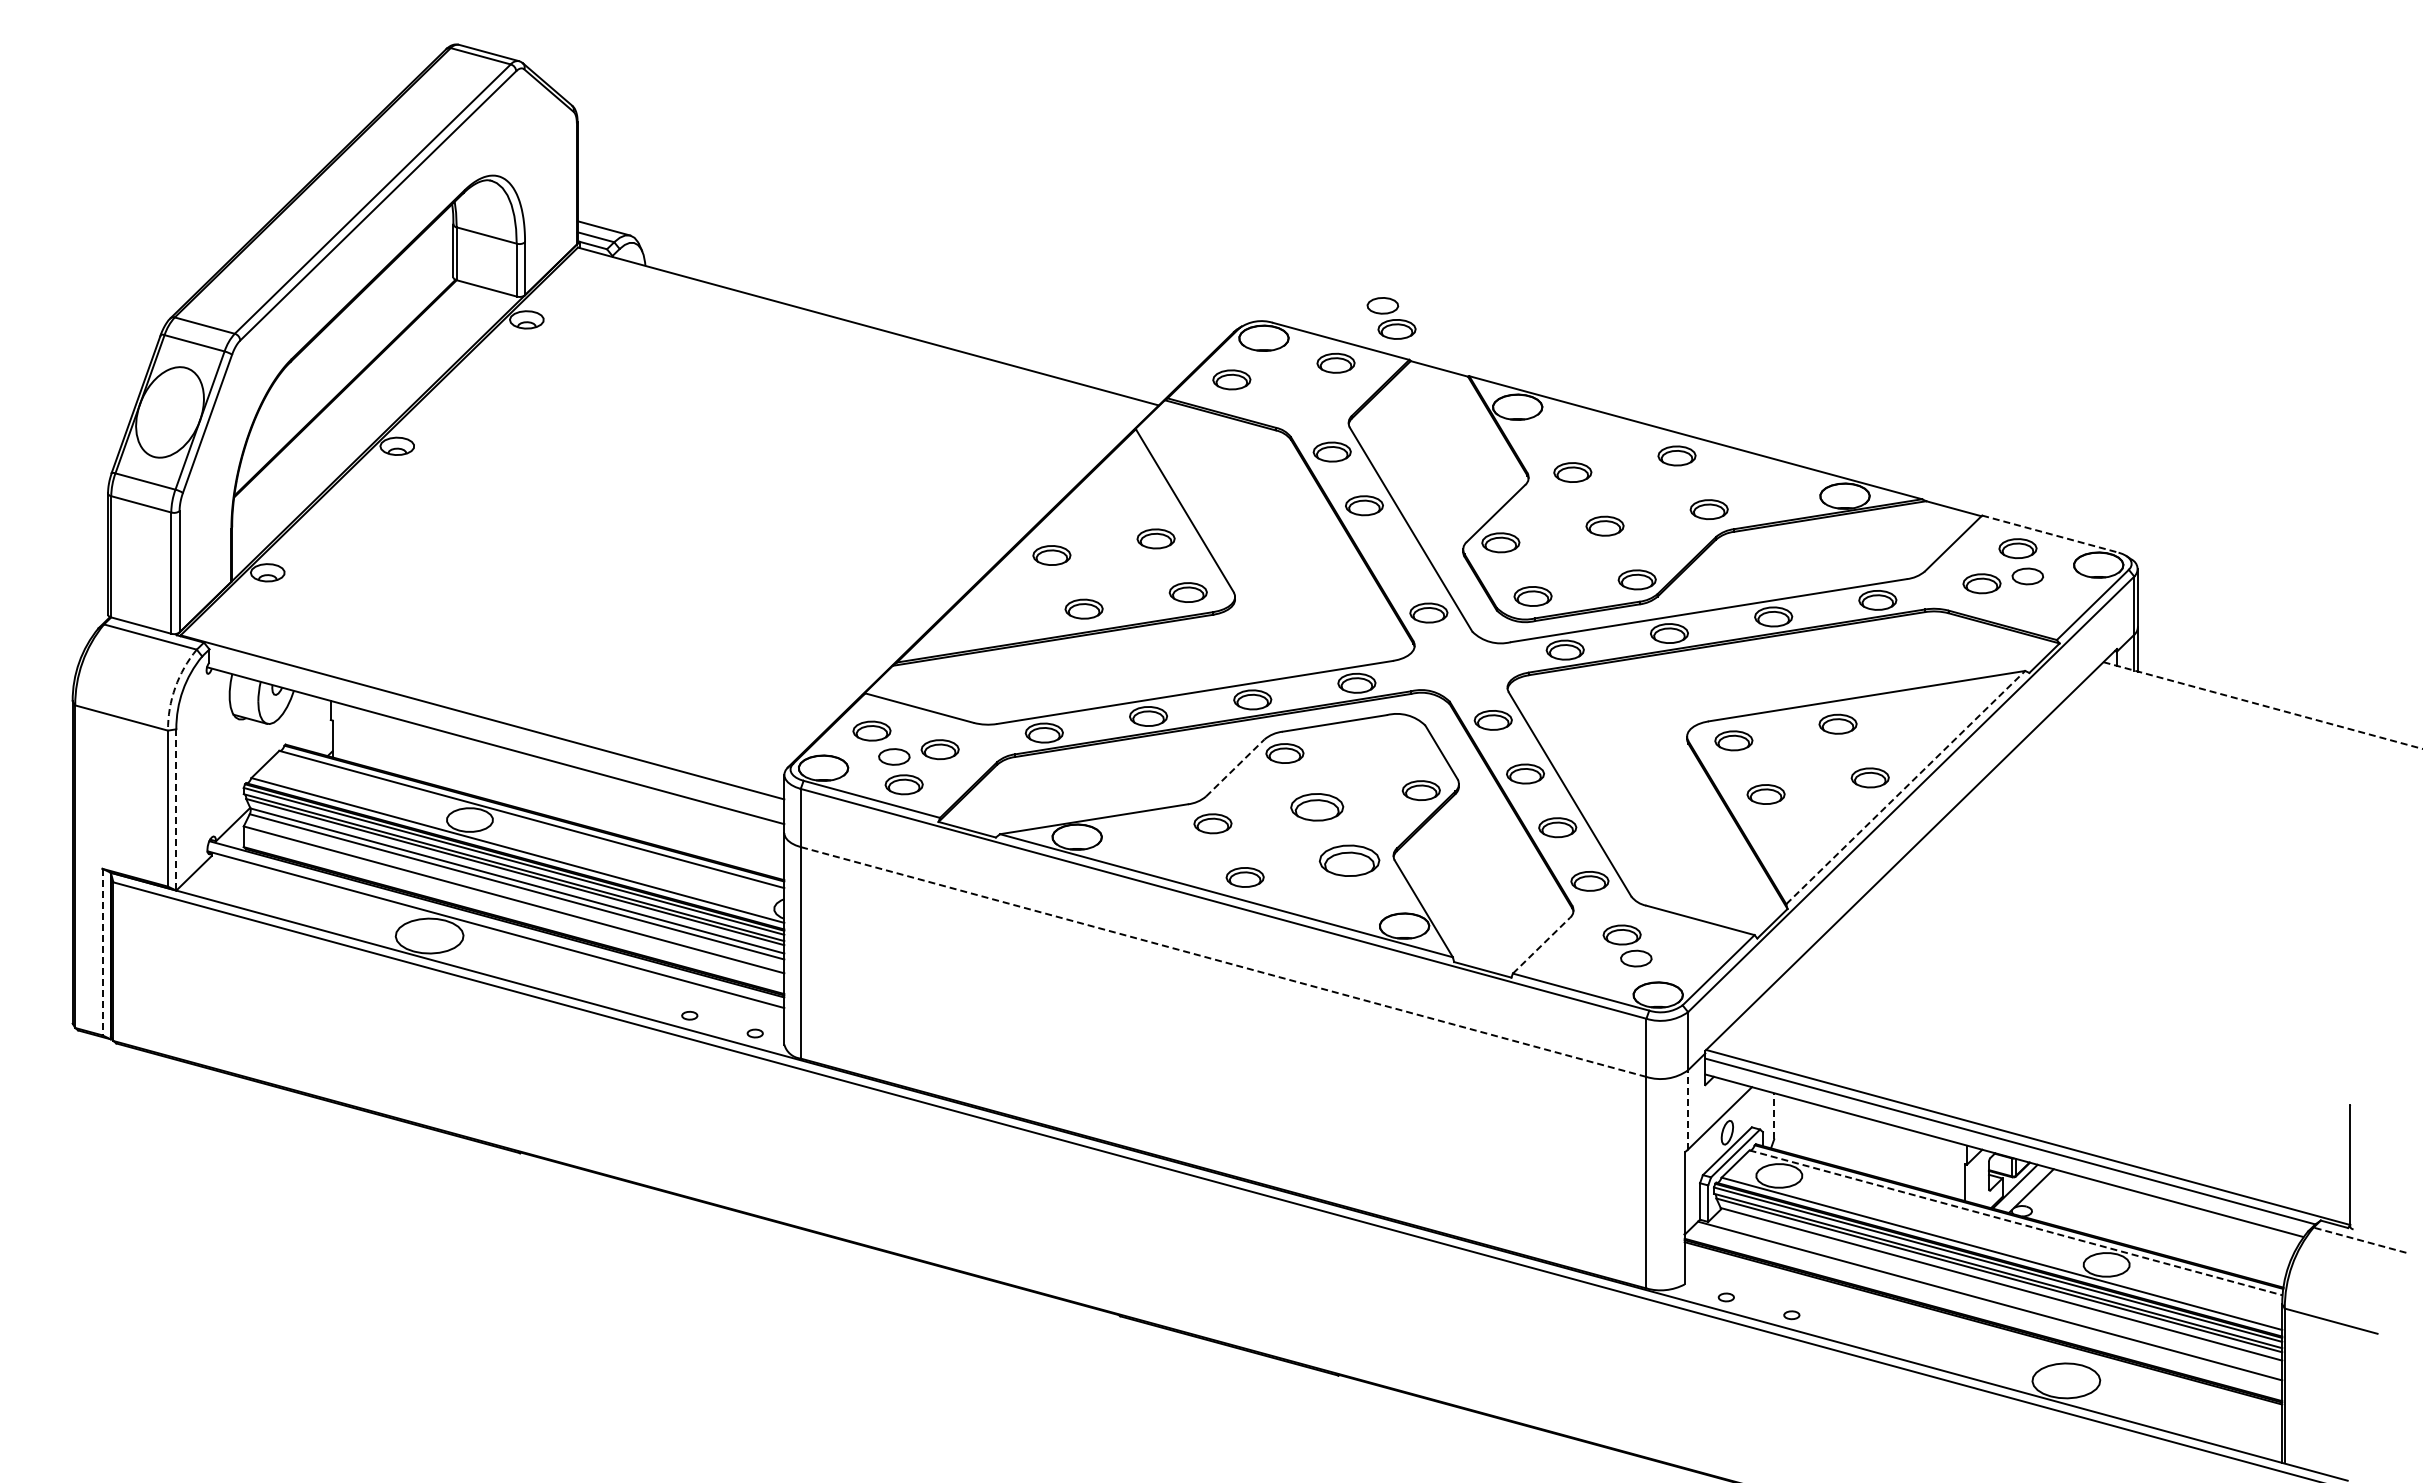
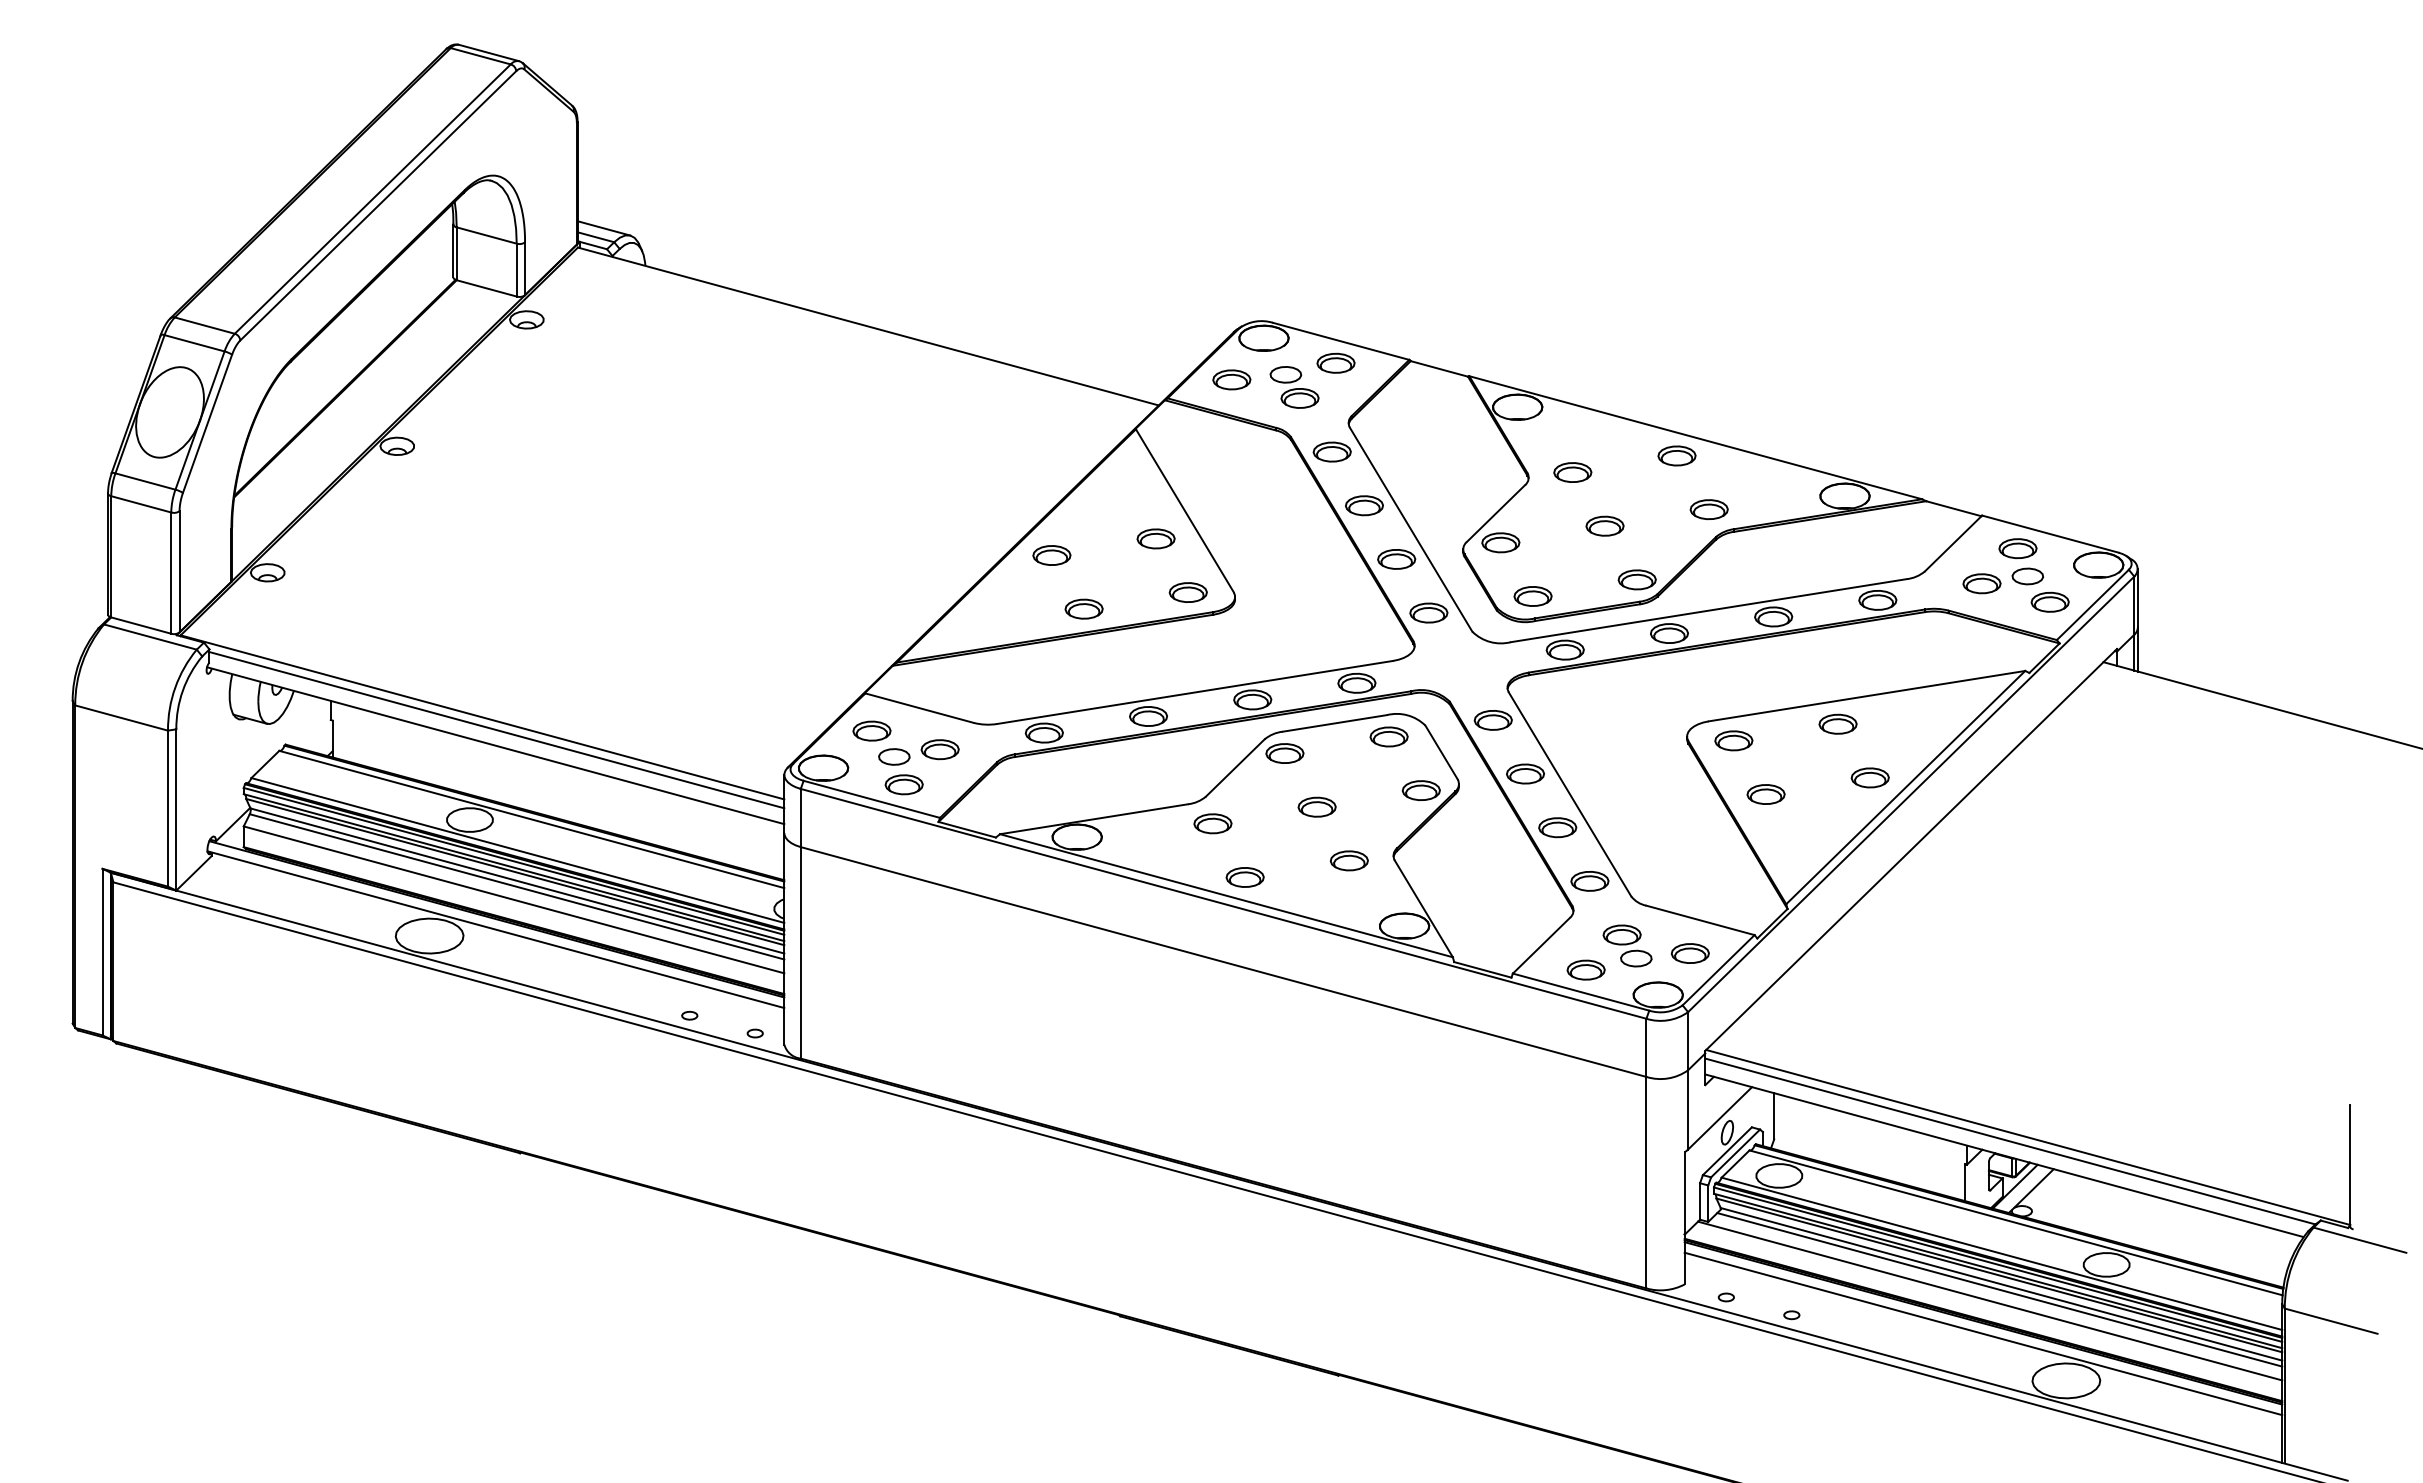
part position: (1391, 318) -> (1294, 387) (1294, 387)
line: dashed -> solid (2050, 534)
part: none -> present (1396, 559)
part: none -> present (2049, 601)
arc: dashed -> solid (175, 687)
line: dashed -> solid (2263, 705)
line: none -> present (496, 730)
part: none -> present (1388, 736)
line: dashed -> solid (1235, 768)
line: dashed -> solid (1905, 787)
part size: 55x29 px -> 40x22 px (1316, 806)
line: dashed -> solid (176, 809)
part size: 63x33 px -> 40x22 px (1348, 860)
line: dashed -> solid (1541, 945)
line: dashed -> solid (102, 952)
part: none -> present (1689, 953)
line: dashed -> solid (1223, 961)
part: none -> present (1585, 969)
line: dashed -> solid (1688, 1109)
line: dashed -> solid (1774, 1115)
line: dashed -> solid (2016, 1223)
line: dashed -> solid (2359, 1240)
line: none -> present (1999, 1289)
line: none -> present (1983, 1333)
